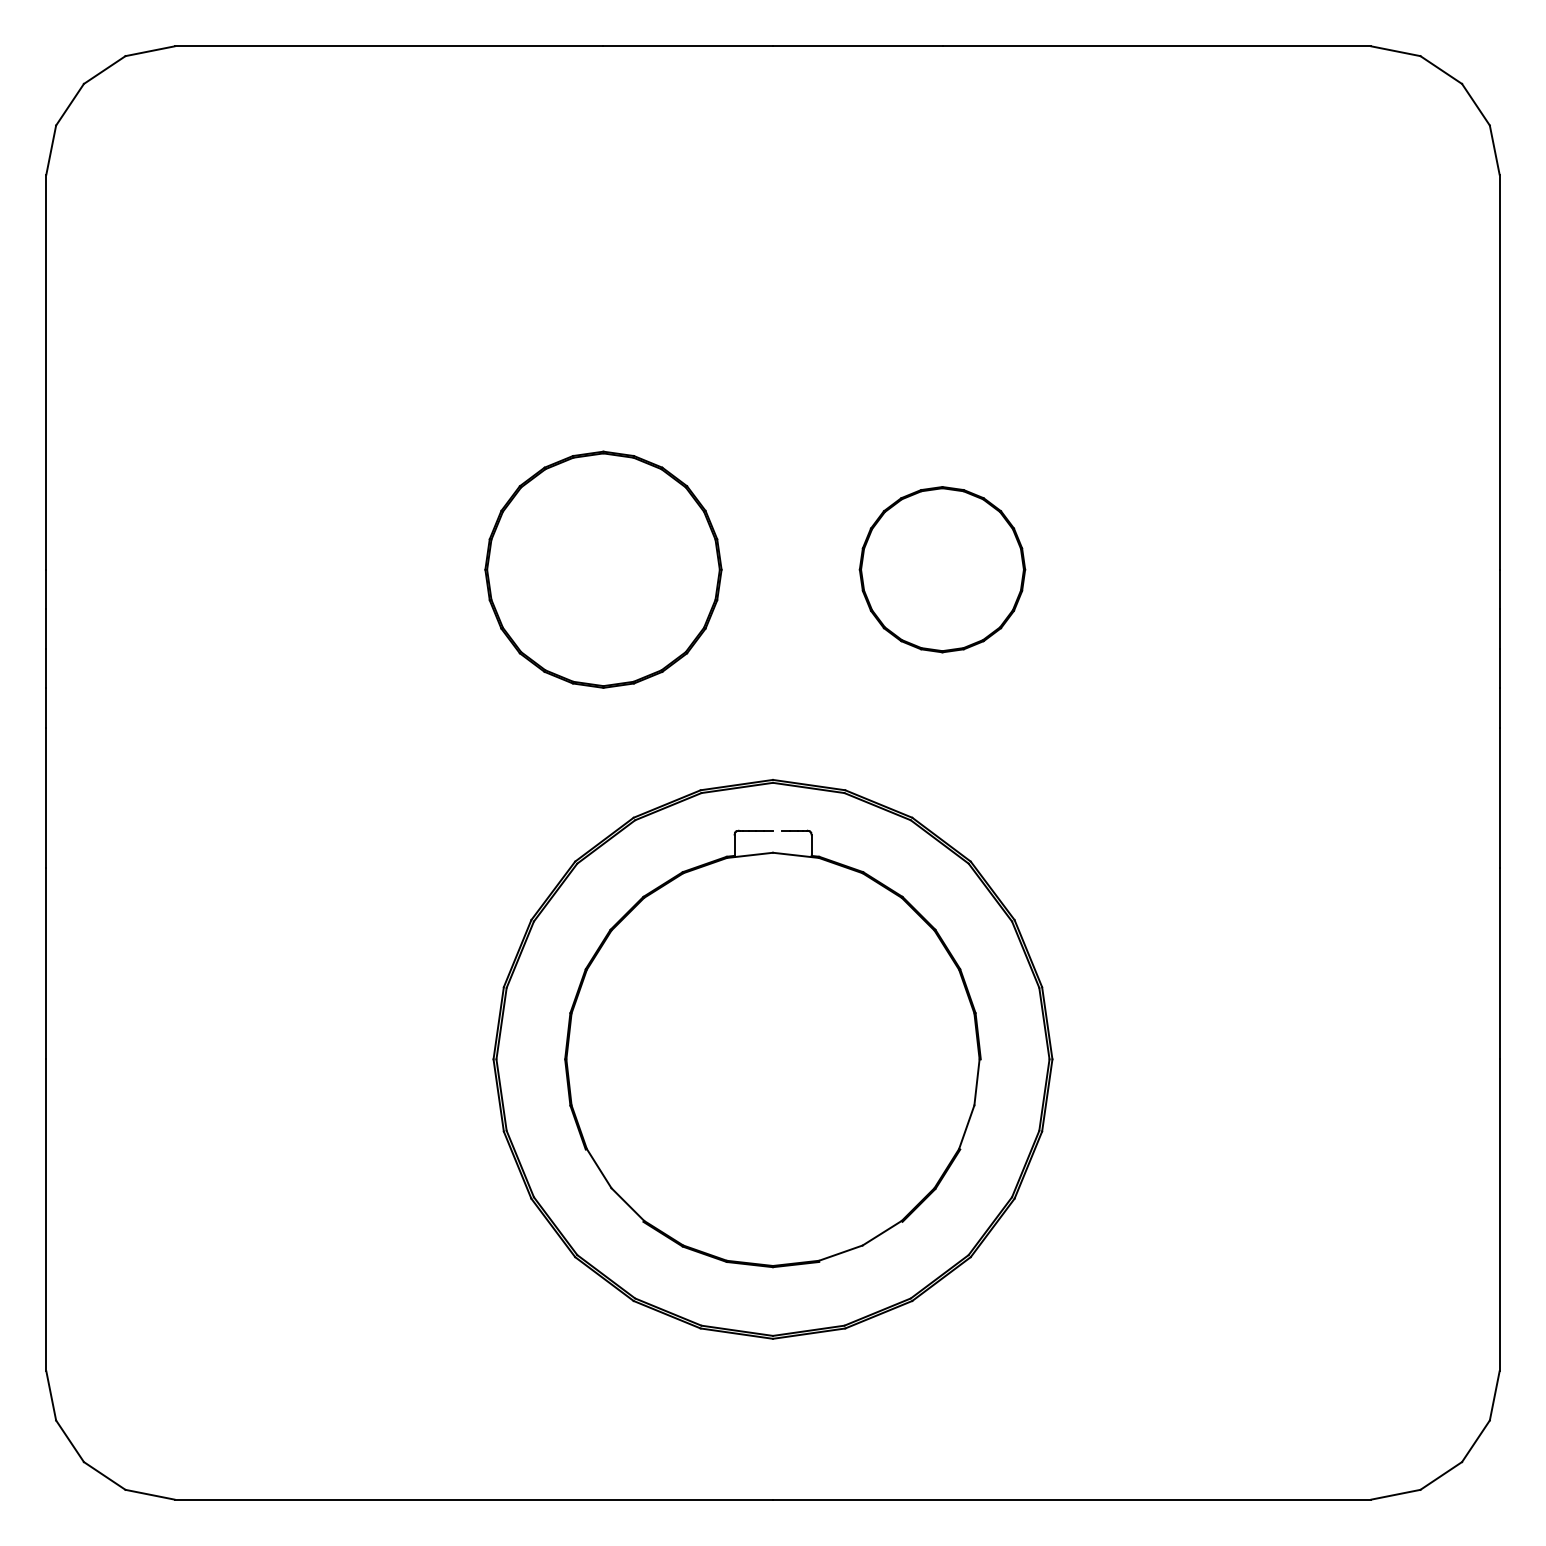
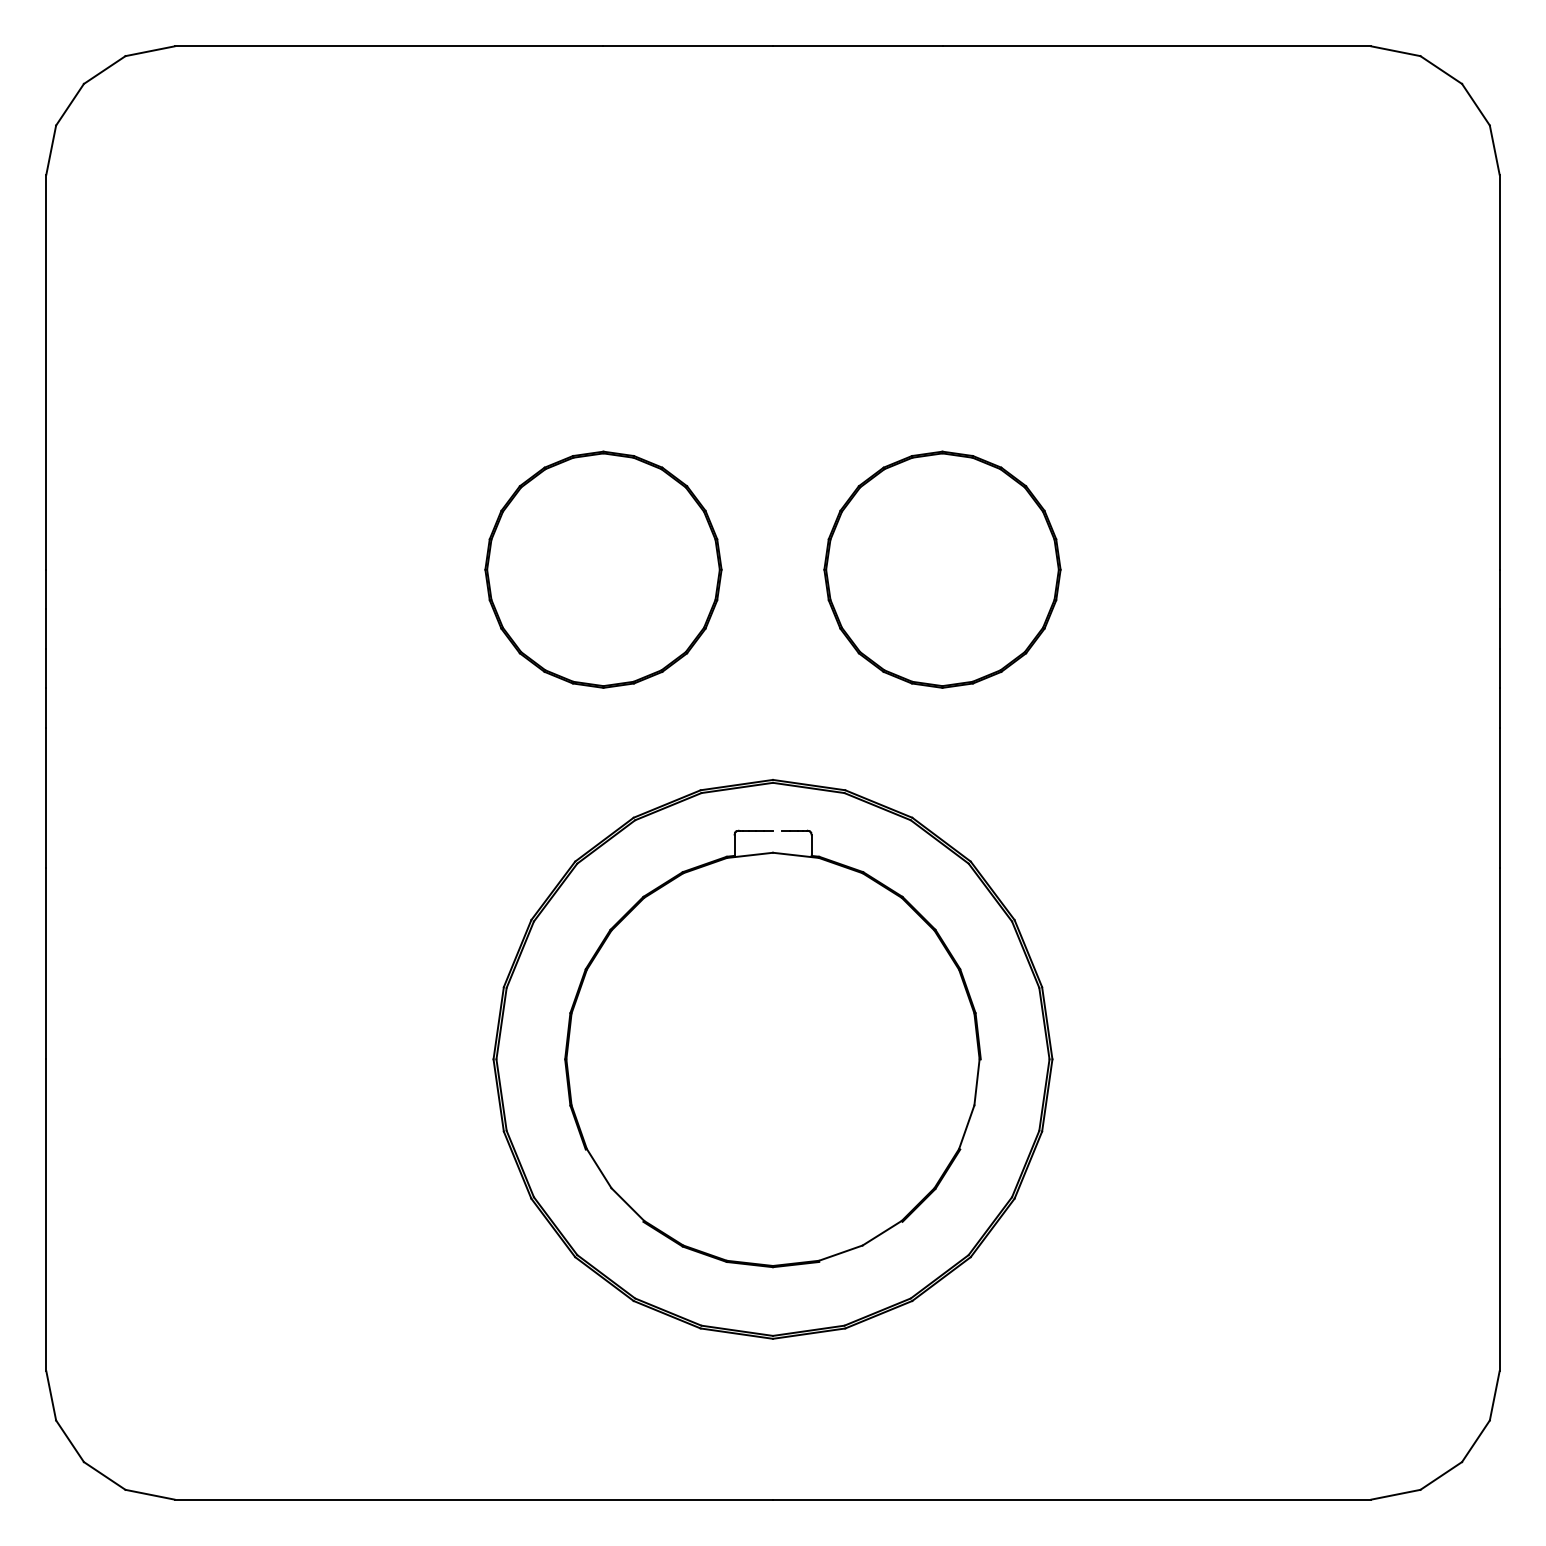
part size: 169x168 px -> 239x239 px (942, 569)
